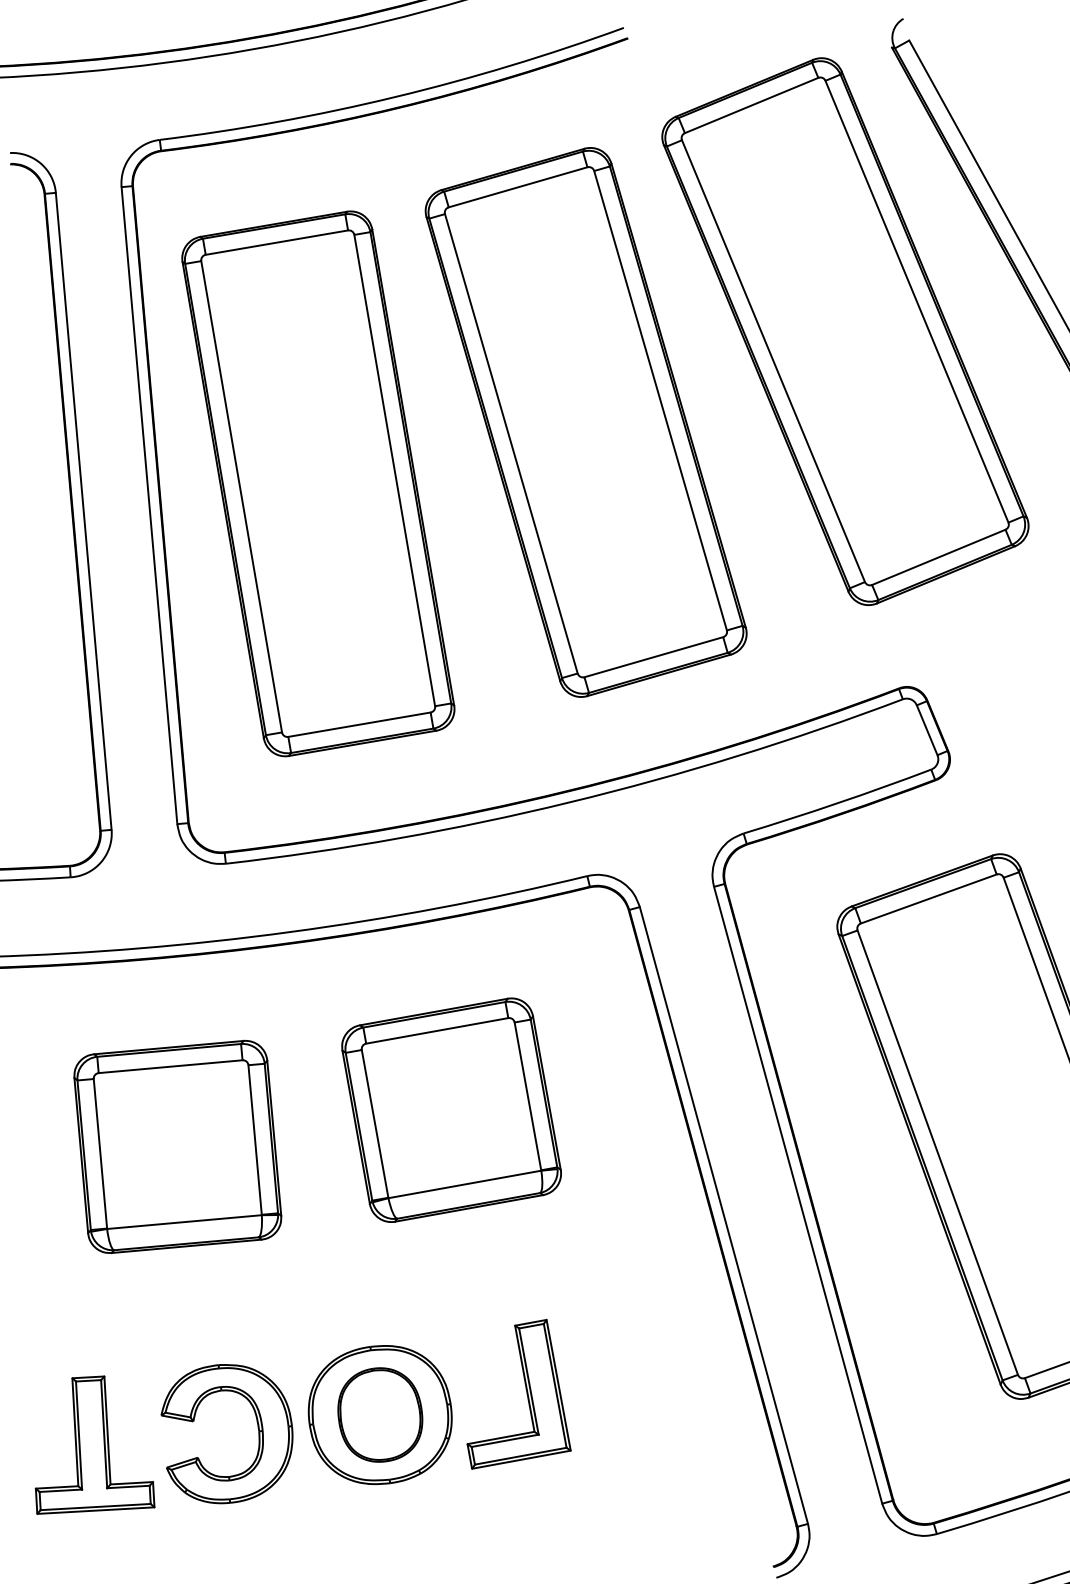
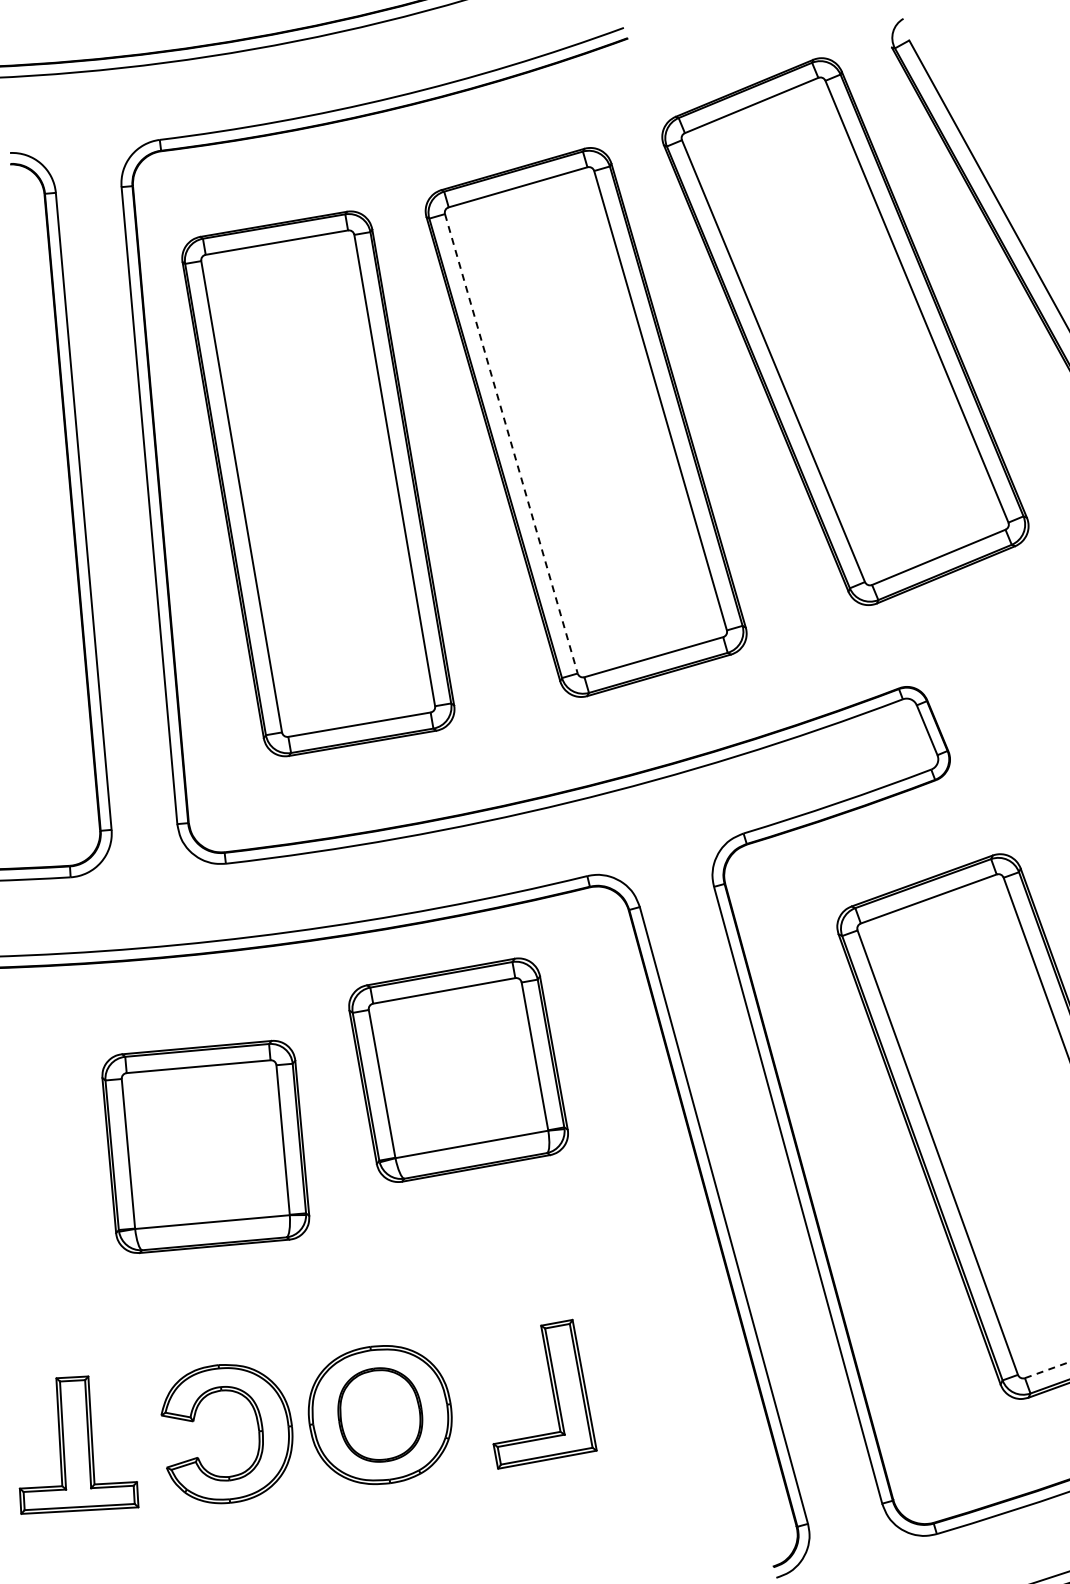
line: solid -> dashed (511, 444)
part position: (451, 1109) -> (458, 1069) (458, 1069)
part position: (177, 1146) -> (205, 1146) (205, 1146)
line: solid -> dashed (1047, 1370)
part position: (526, 1393) -> (552, 1393) (552, 1393)
part position: (94, 1444) -> (78, 1444) (78, 1444)
